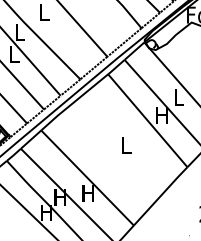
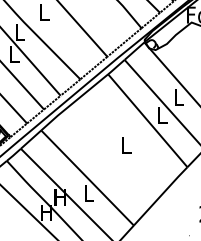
text: H -> L (161, 115)
text: H -> L (87, 193)
